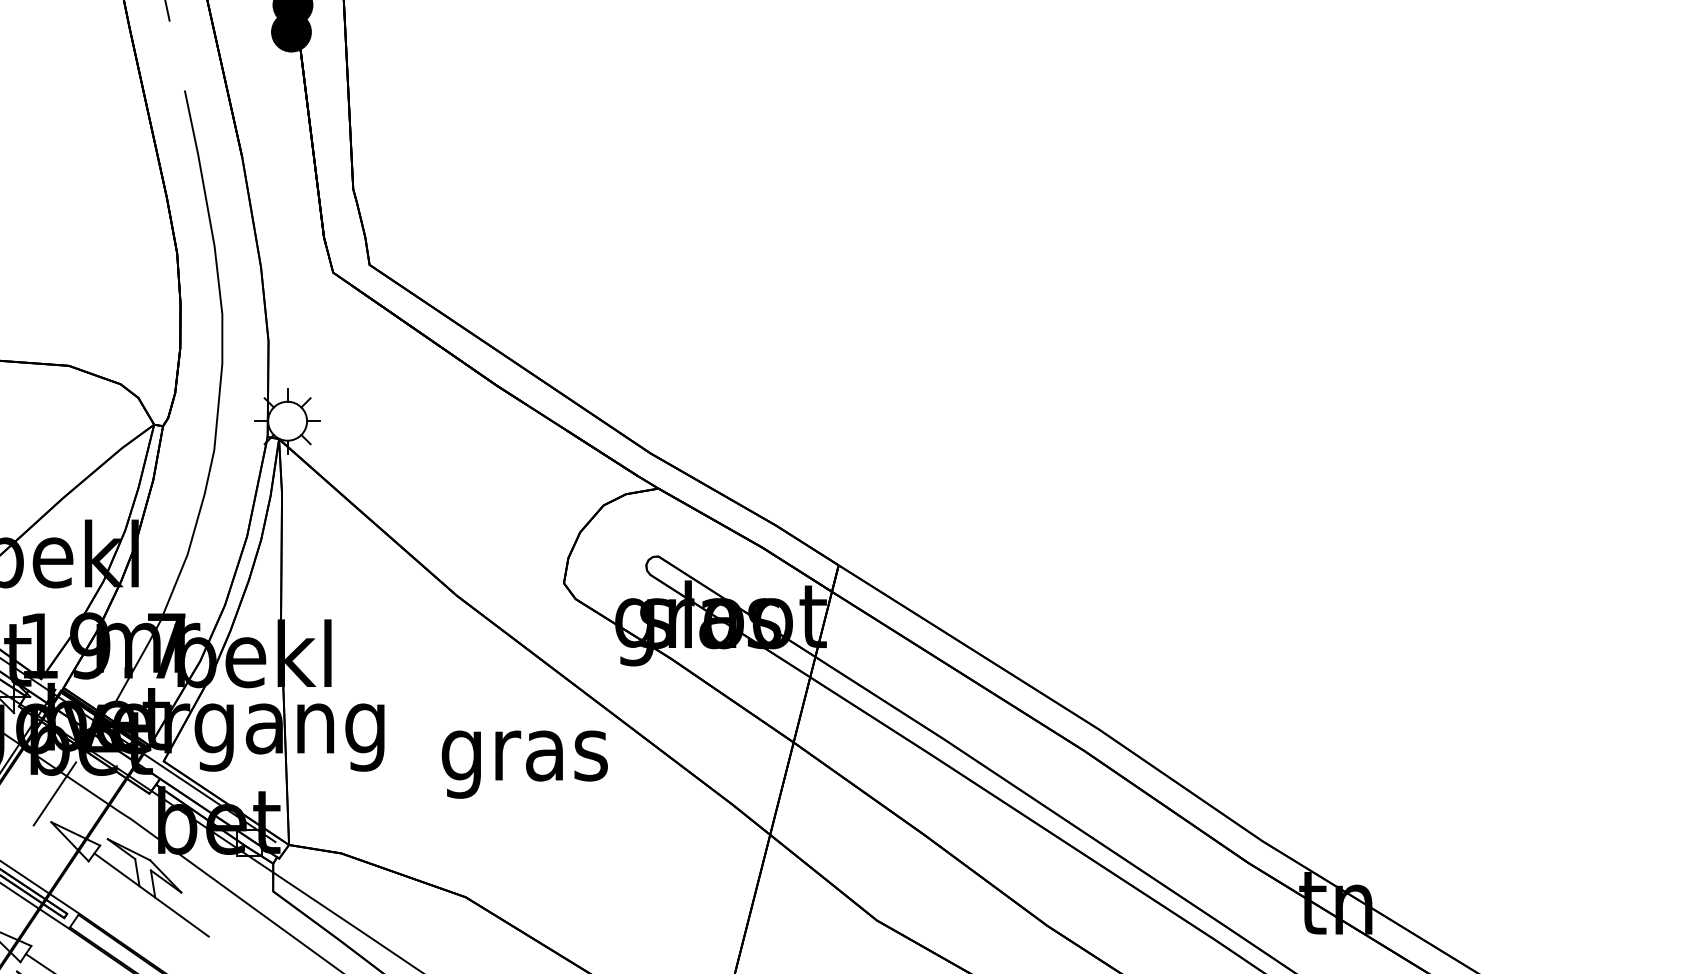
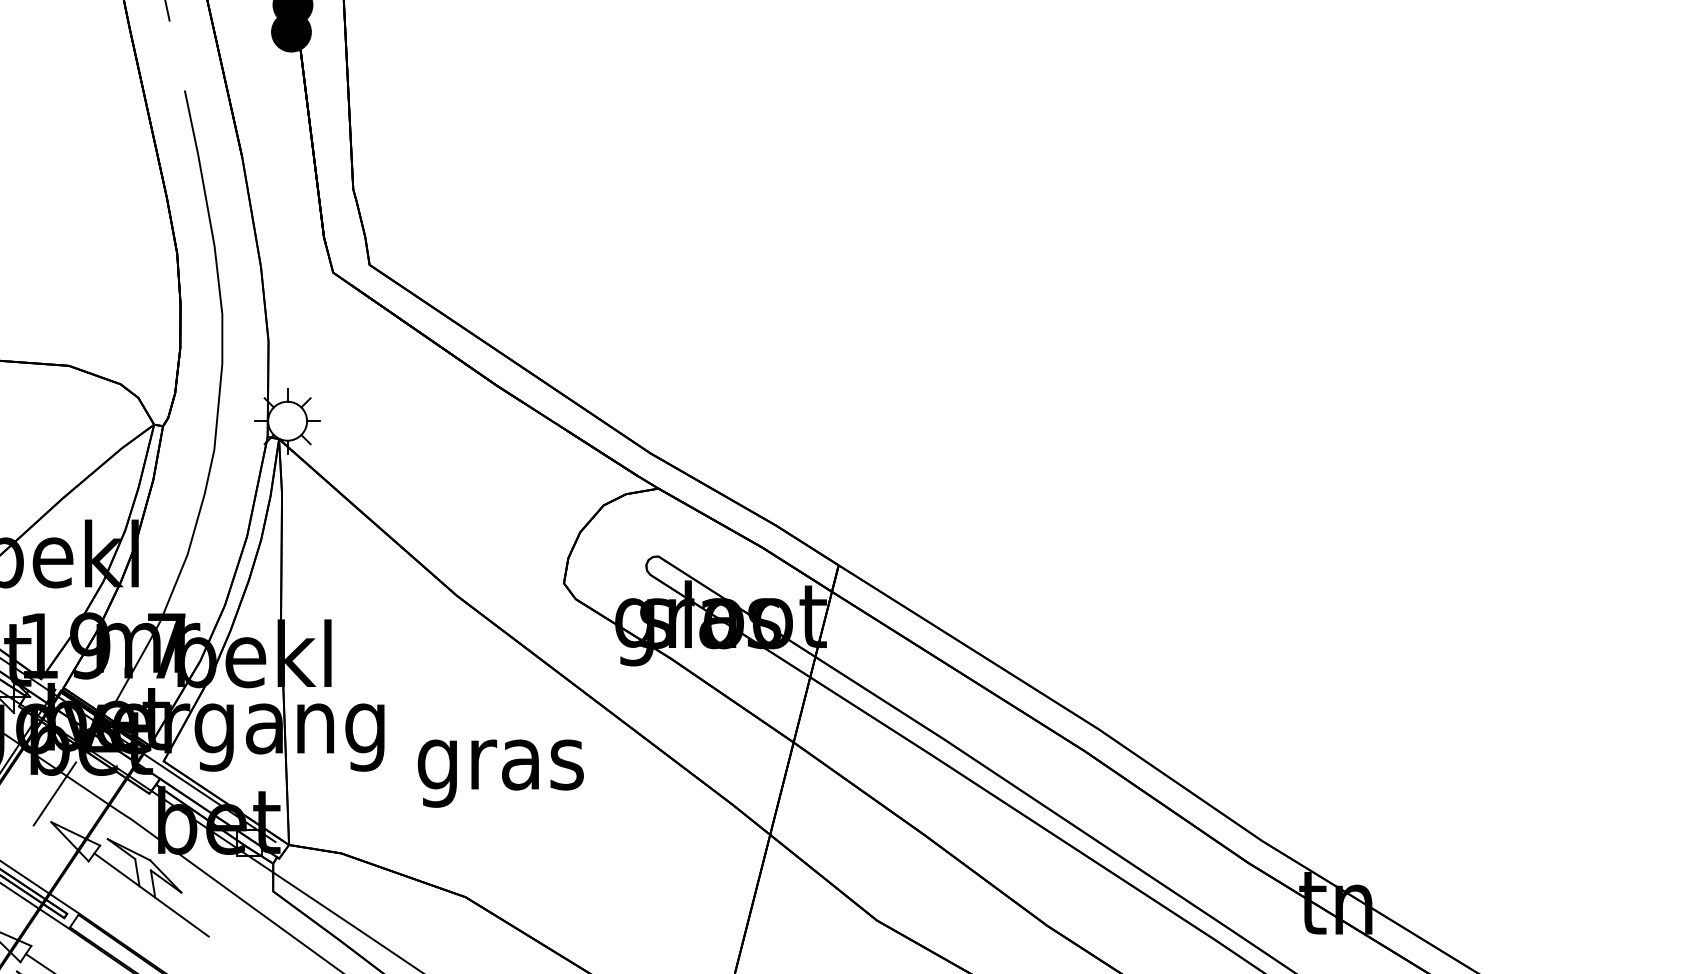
text position: (524, 764) -> (500, 773) (500, 773)
